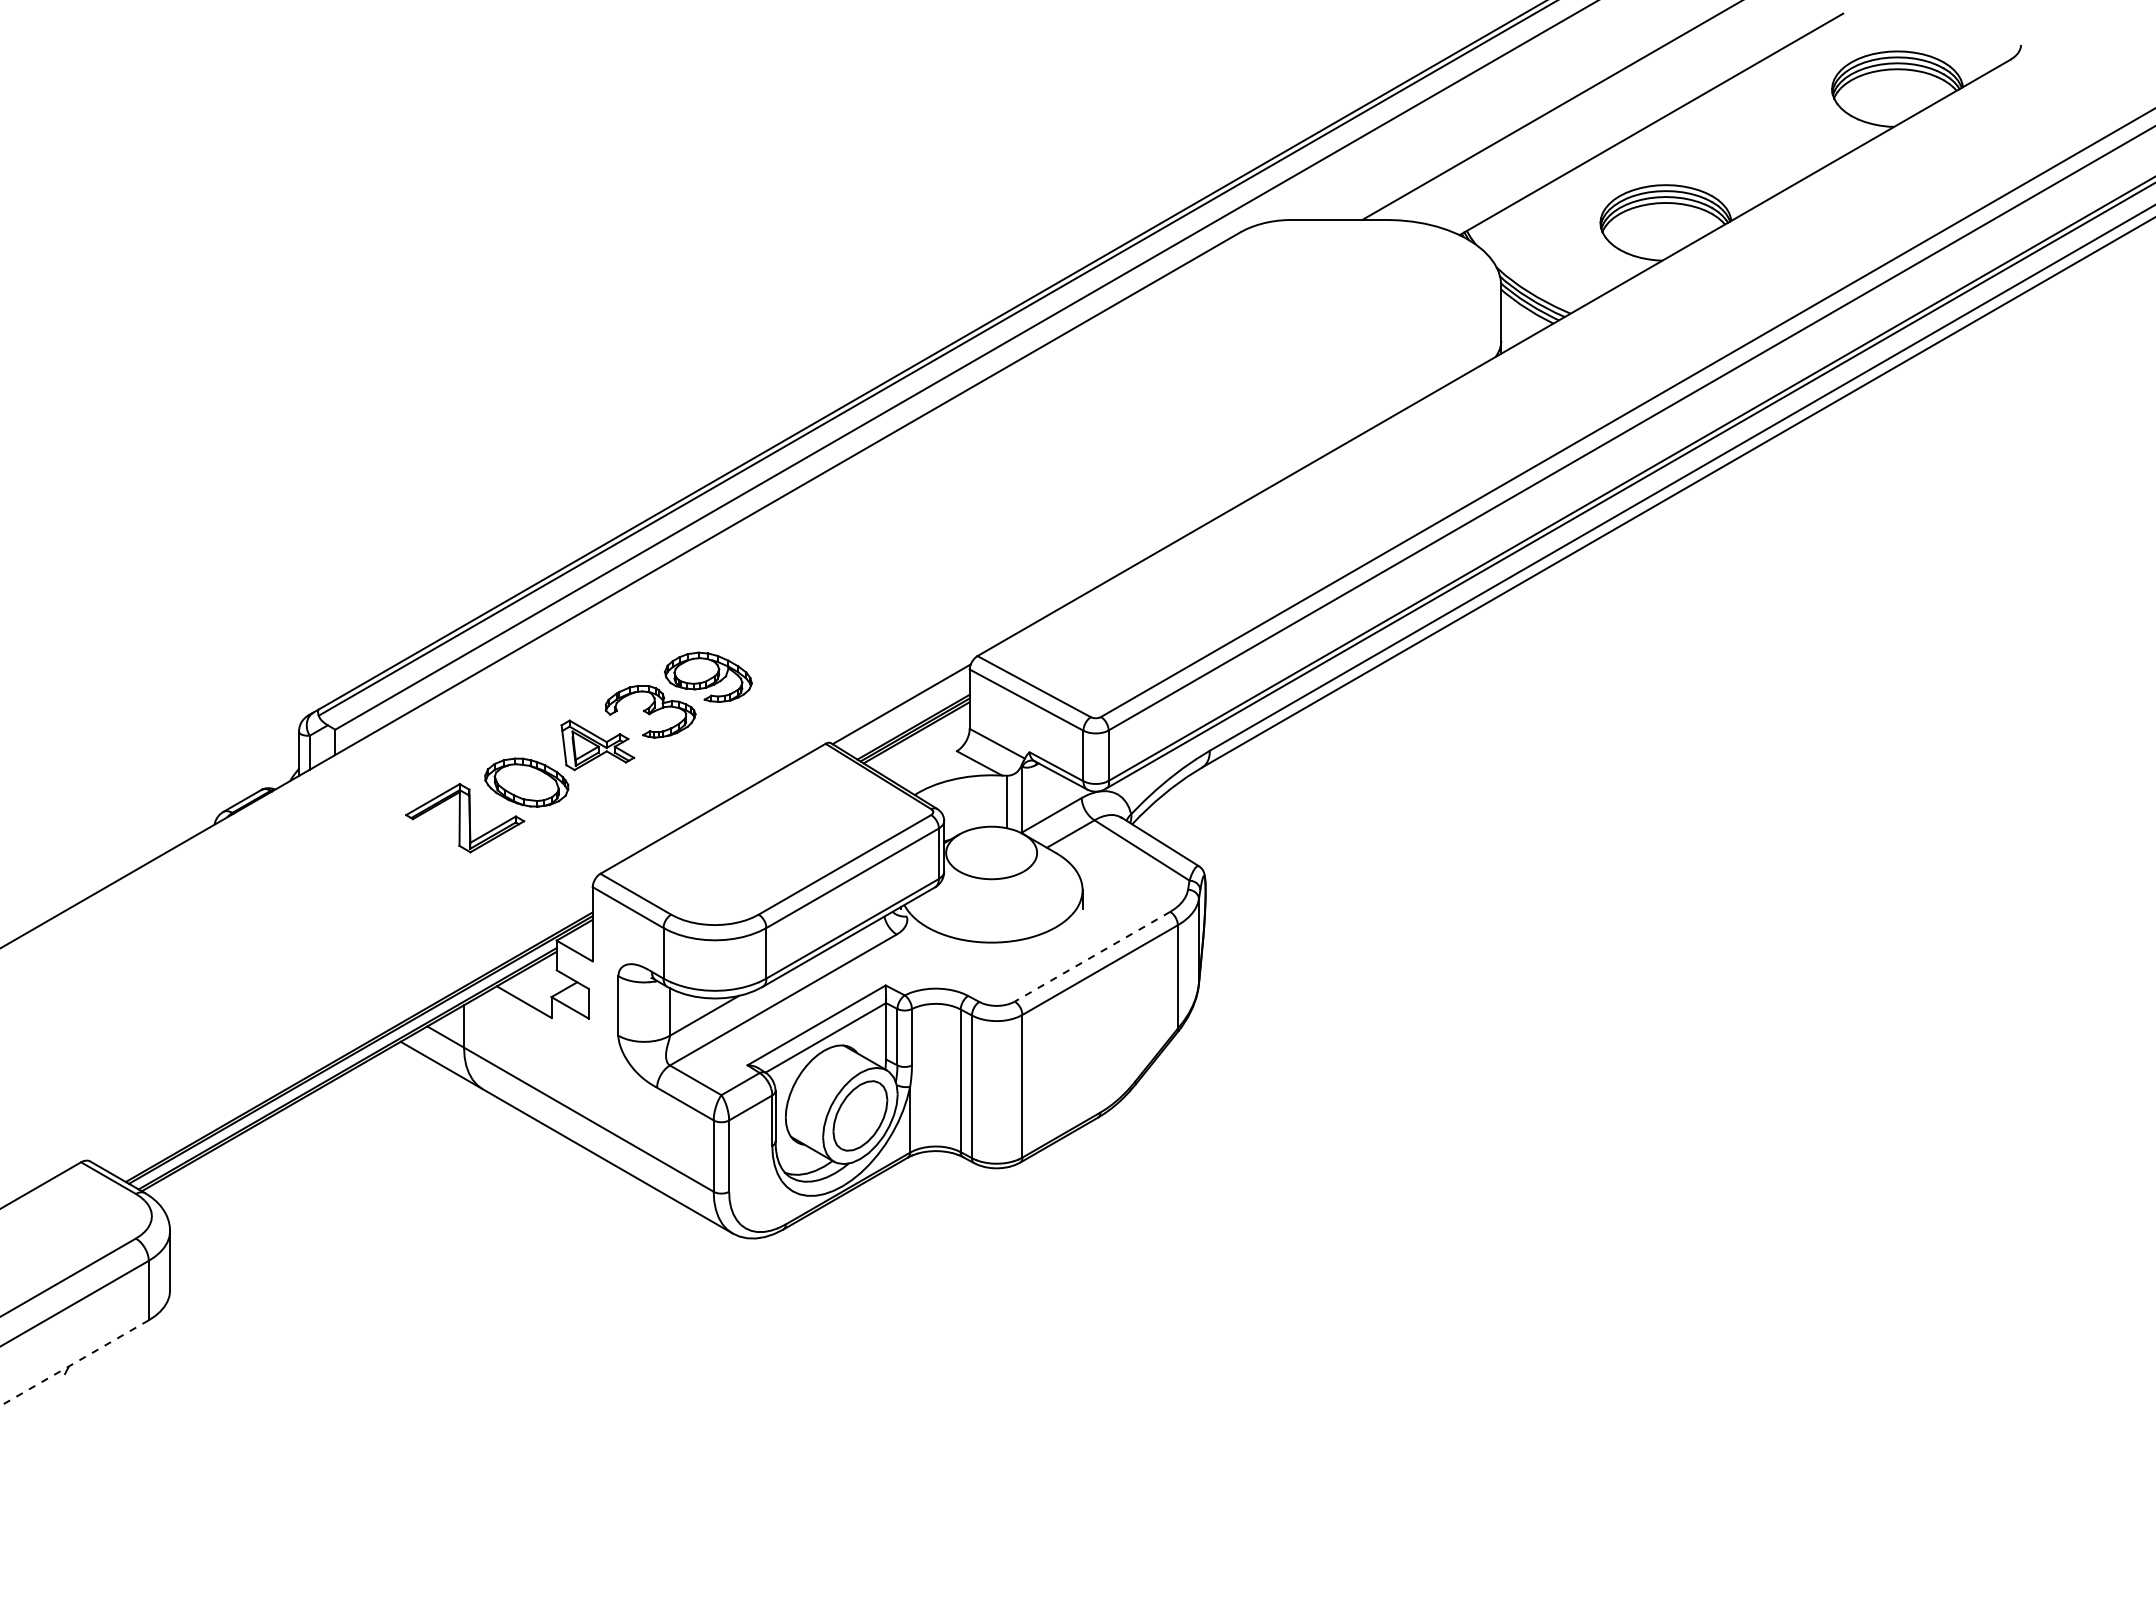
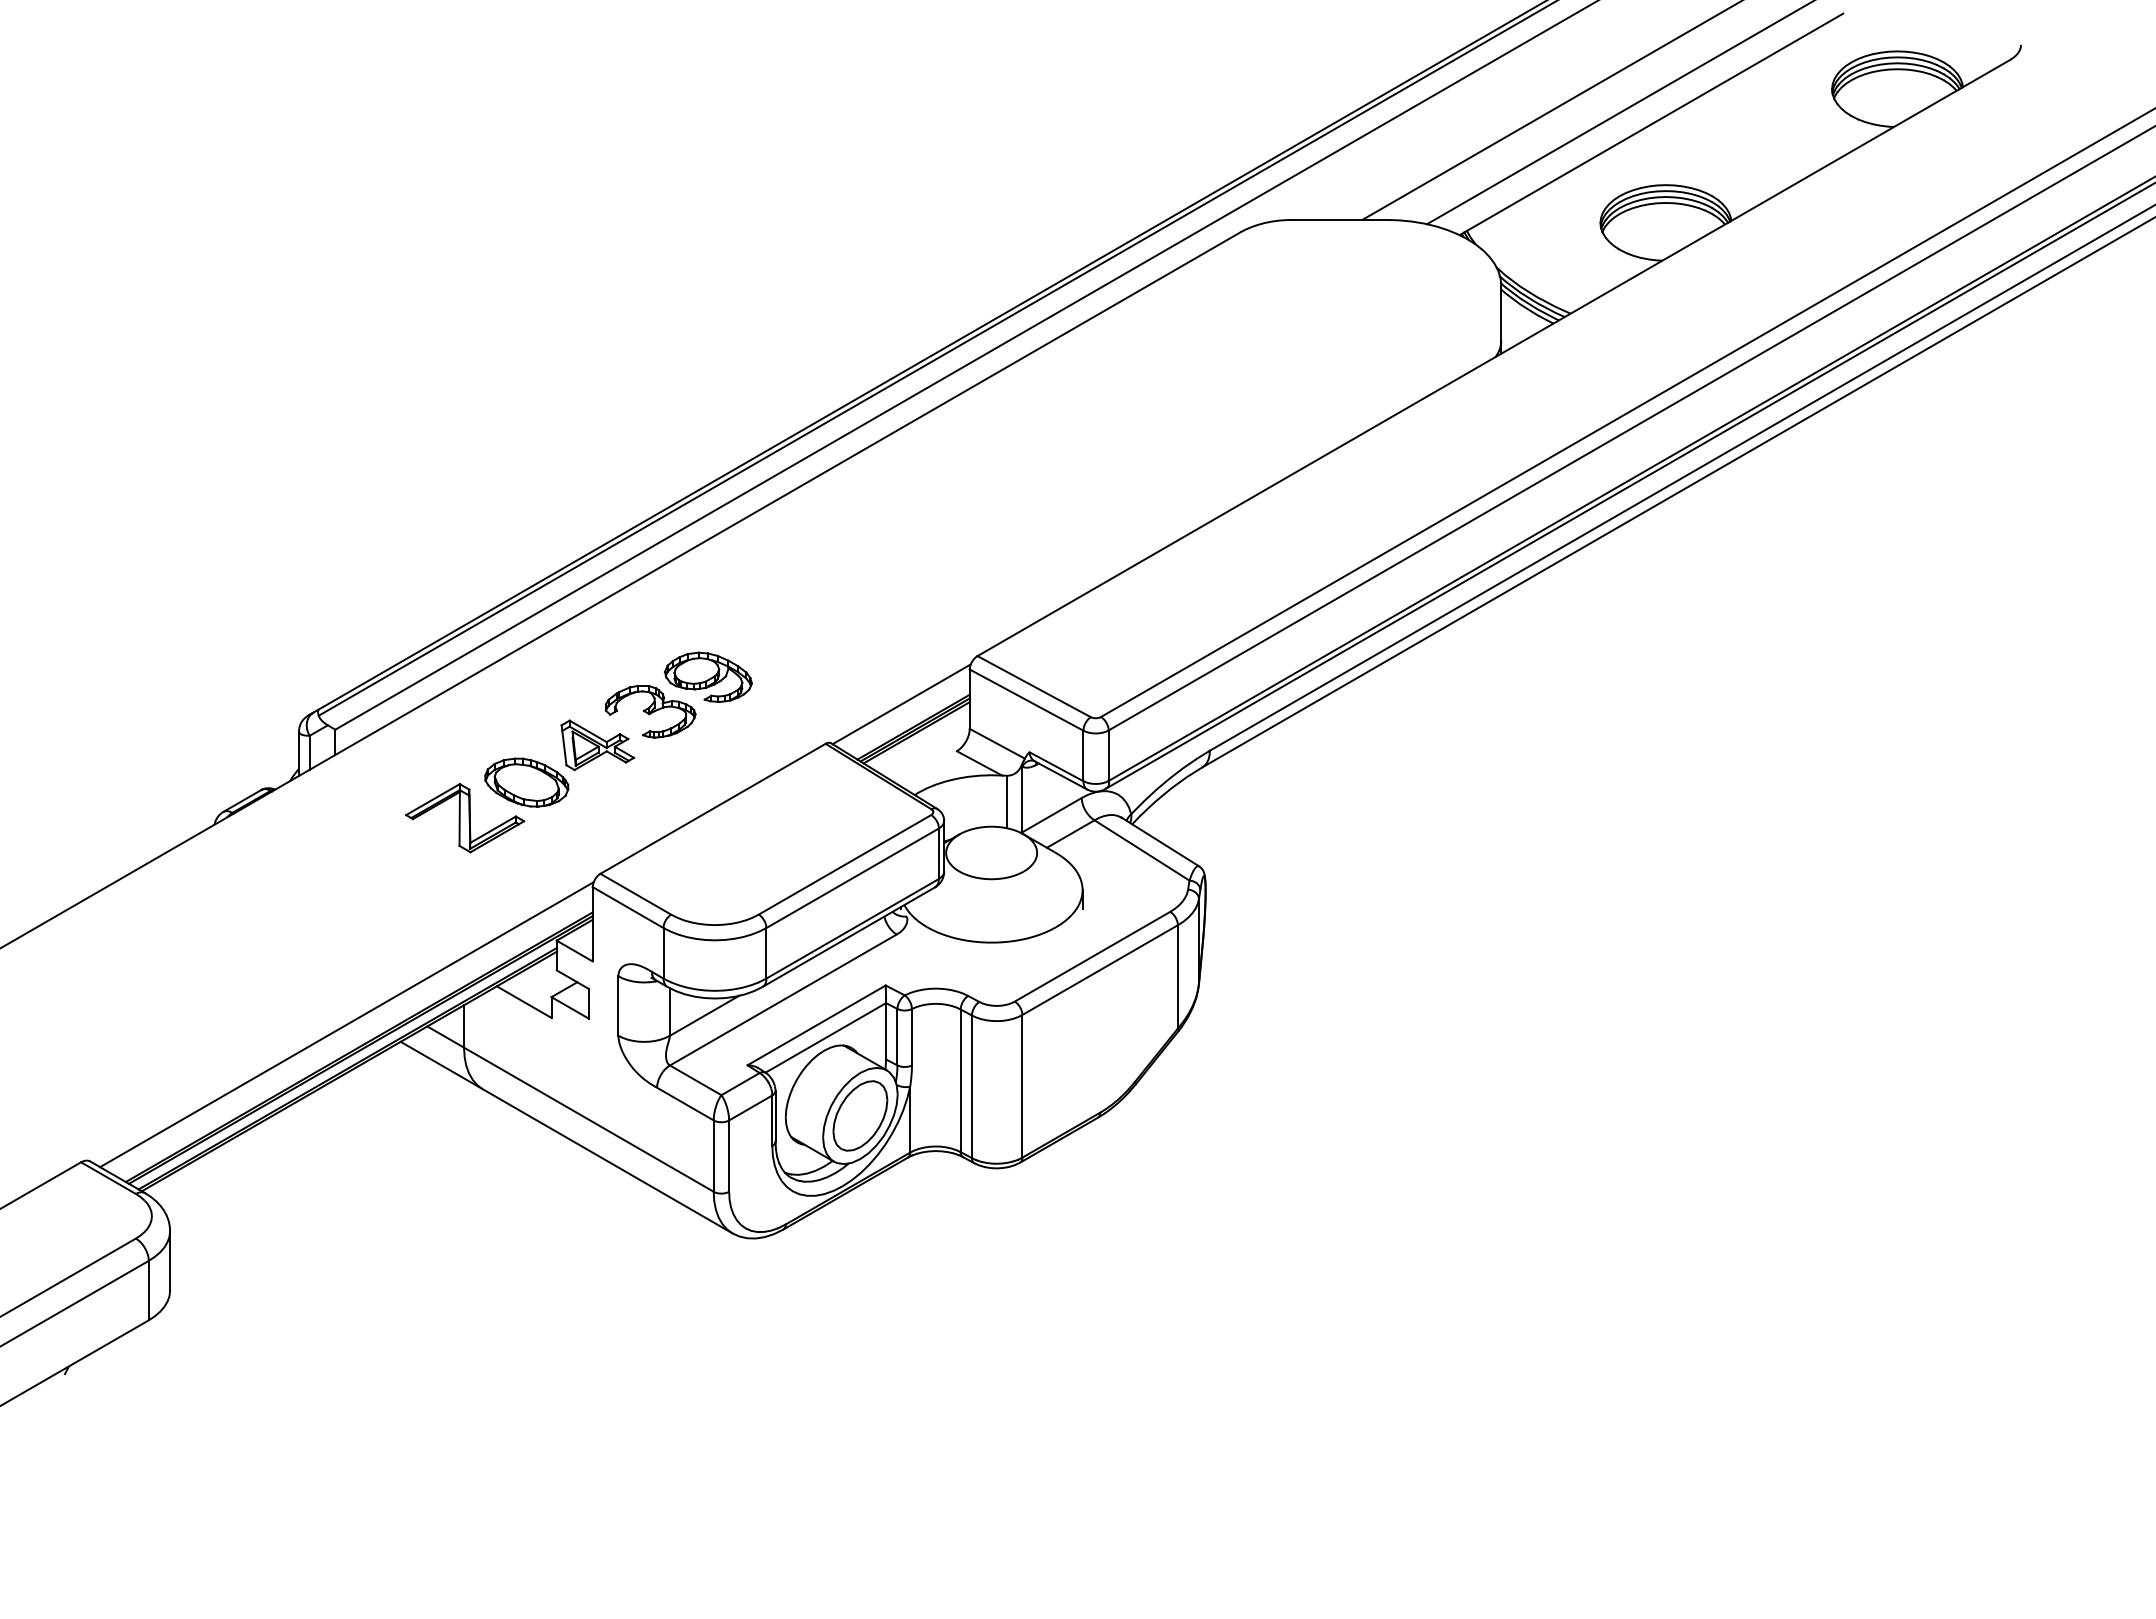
line: none -> present (1619, 113)
line: dashed -> solid (1092, 956)
line: none -> present (346, 1024)
line: dashed -> solid (74, 1363)
